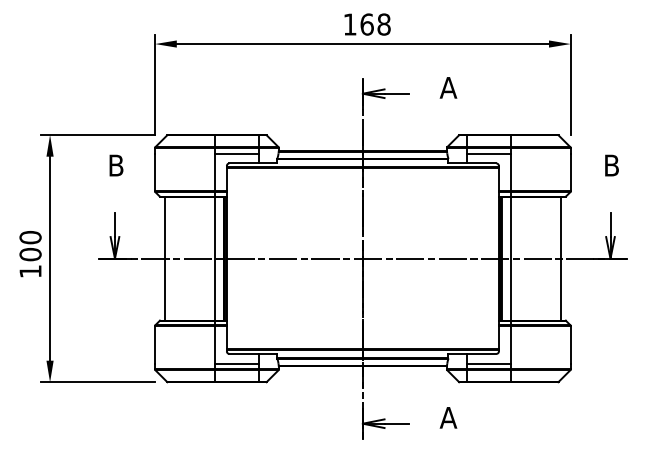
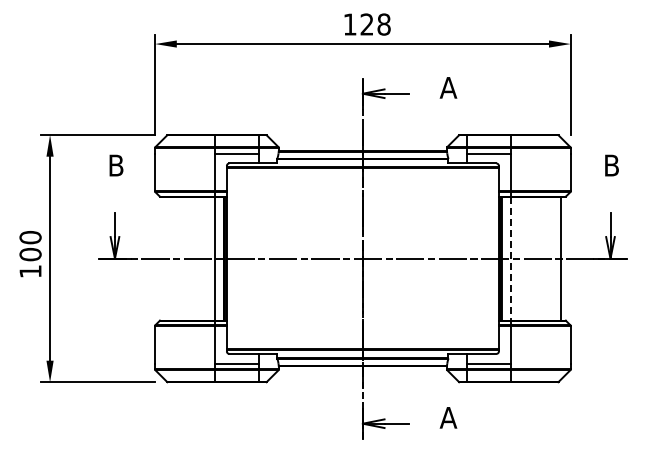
text: 168 -> 128 (366, 24)
line: present -> none (165, 258)
line: solid -> dashed (511, 258)
